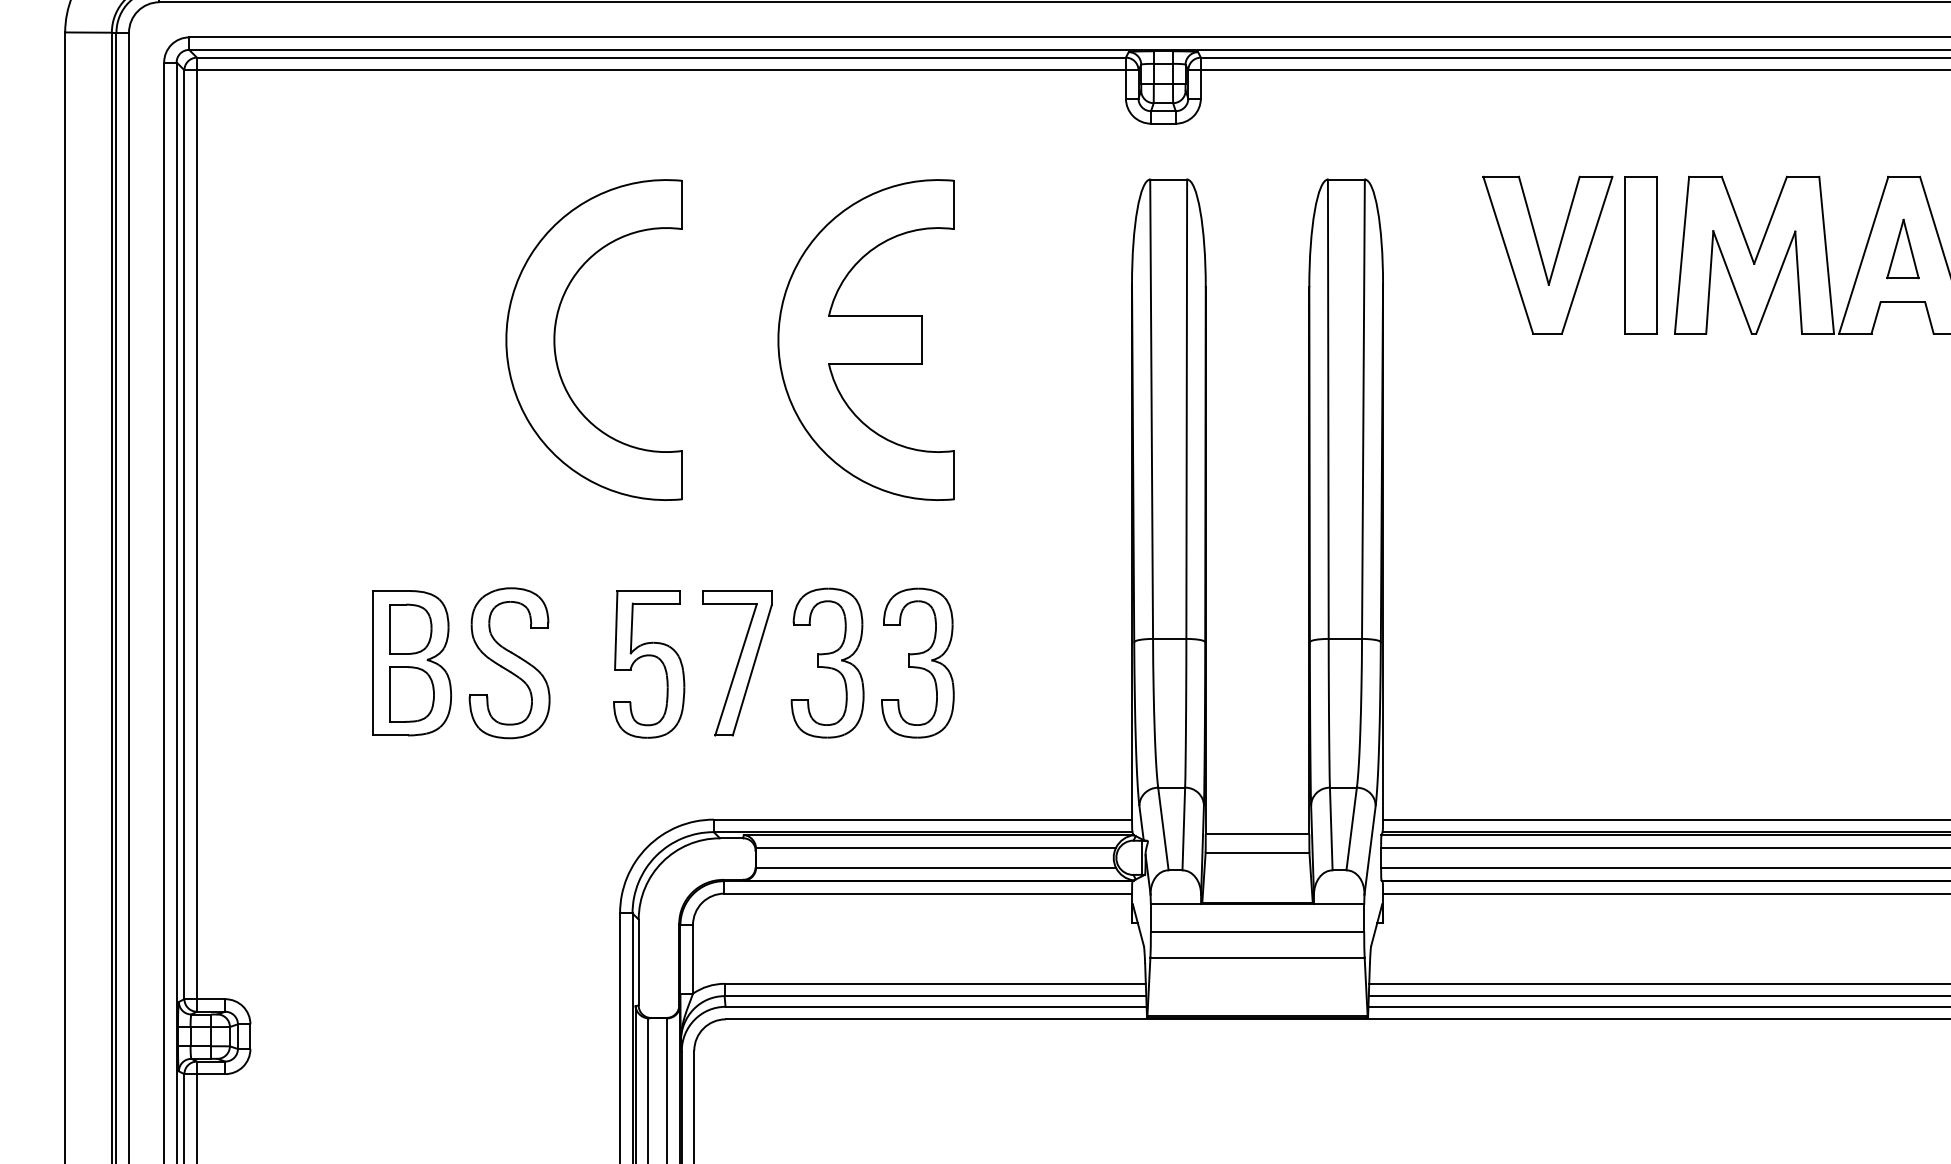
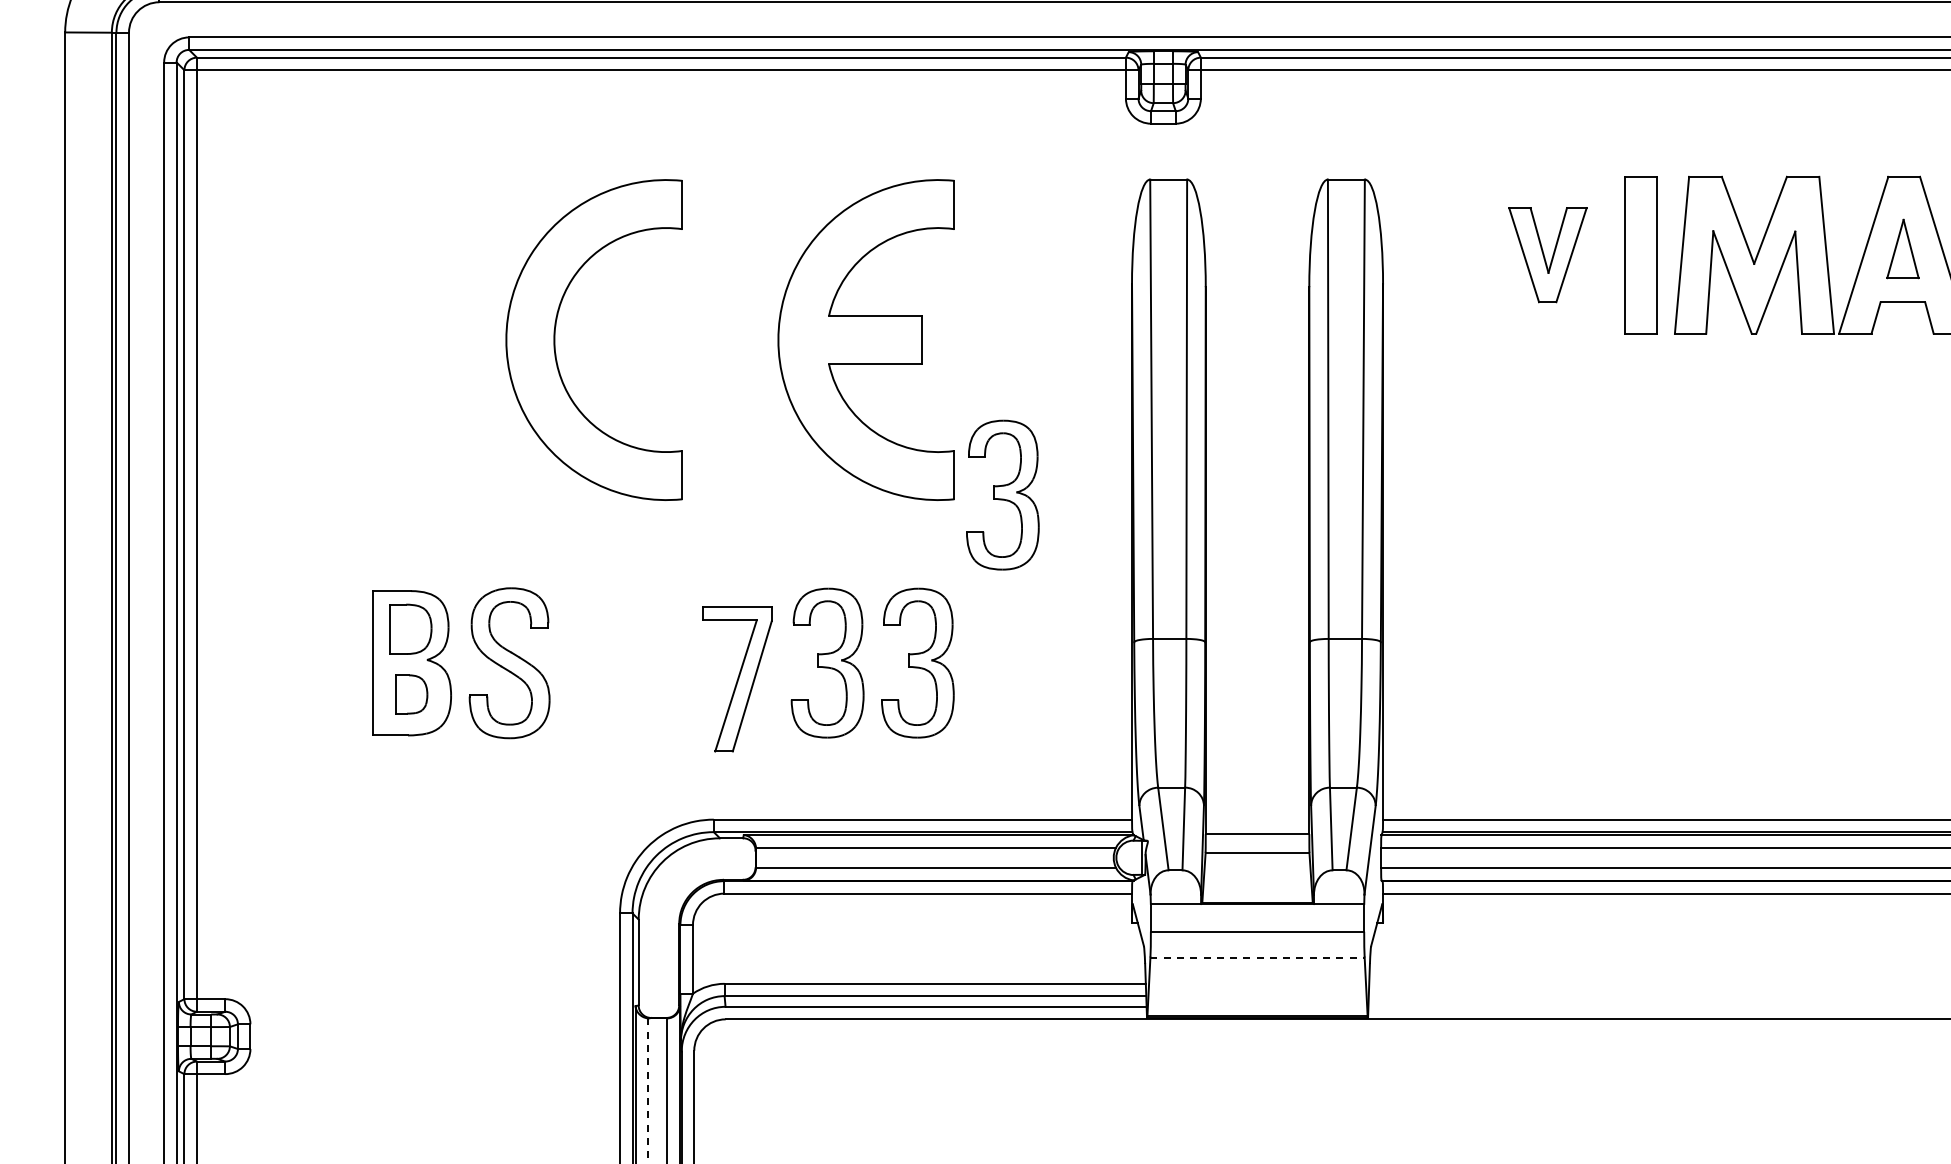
part size: 132x160 px -> 80x97 px (1547, 255)
part: none -> present (1002, 494)
part: present -> none (649, 656)
part position: (737, 663) -> (737, 679) (737, 679)
part size: 46x57 px -> 34x41 px (411, 694)
line: solid -> dashed (1258, 957)
line: present -> none (1658, 983)
line: present -> none (1657, 996)
line: present -> none (1657, 1006)
line: solid -> dashed (648, 1091)
